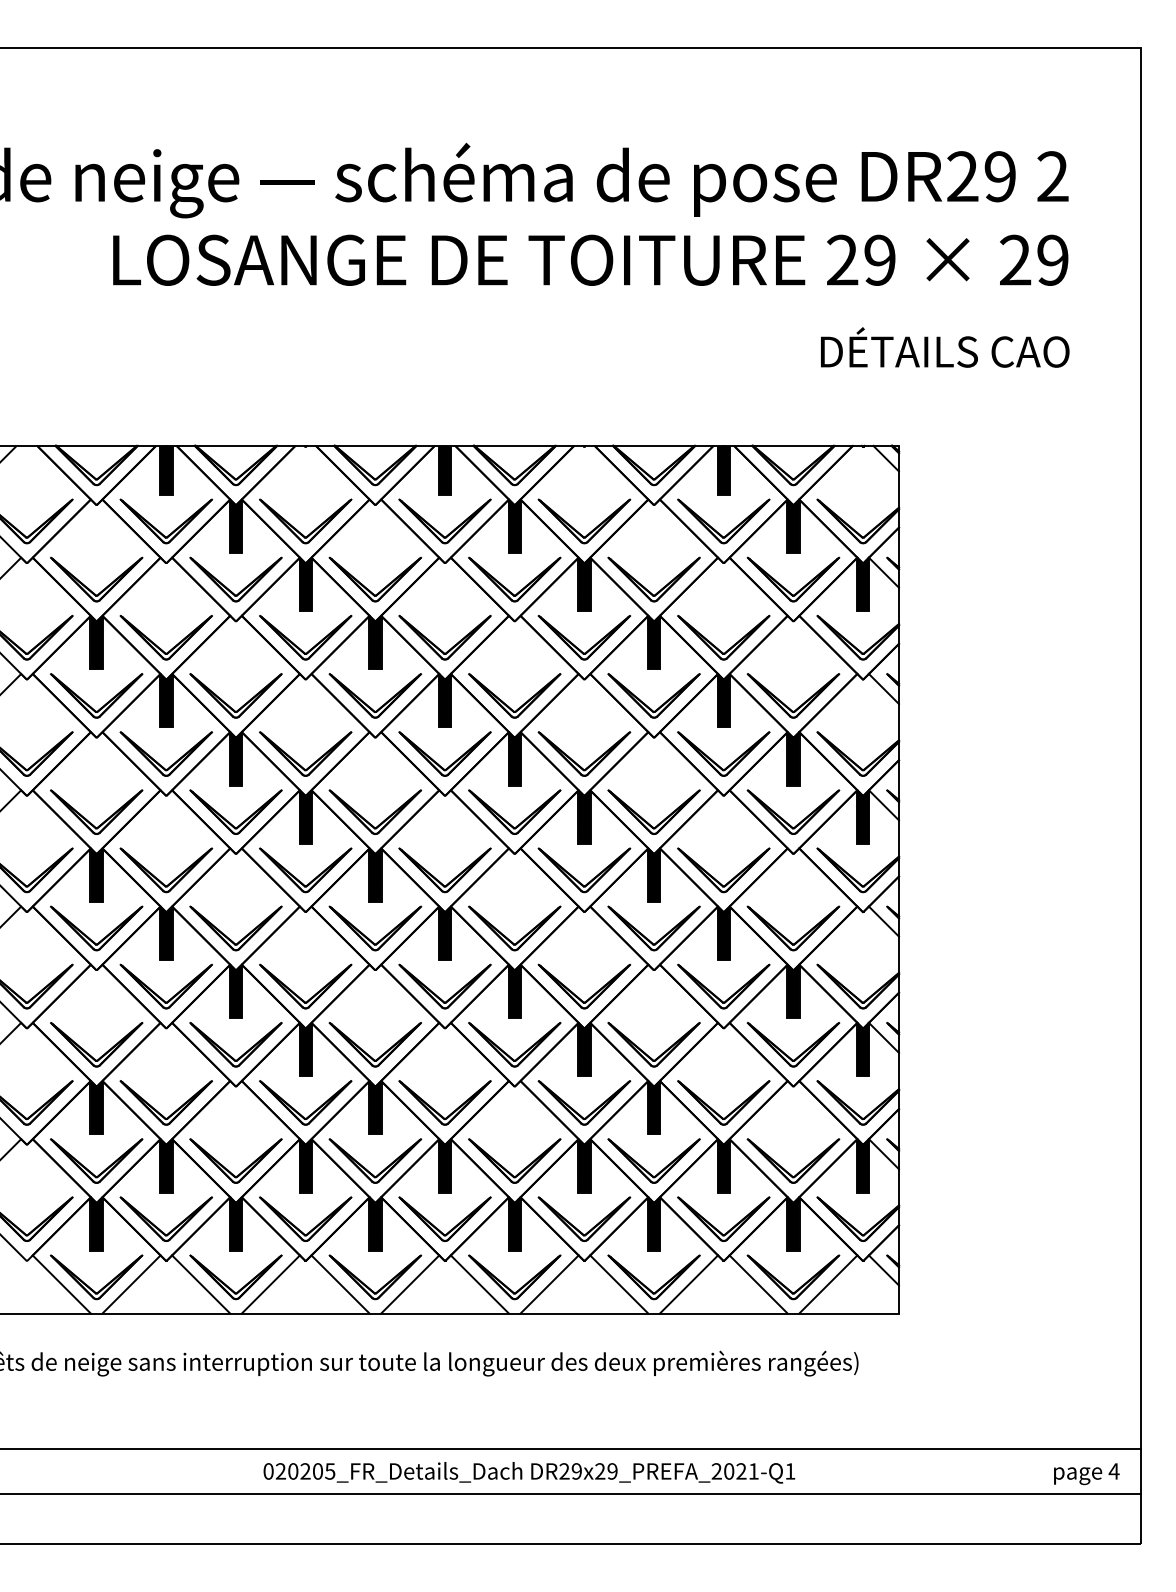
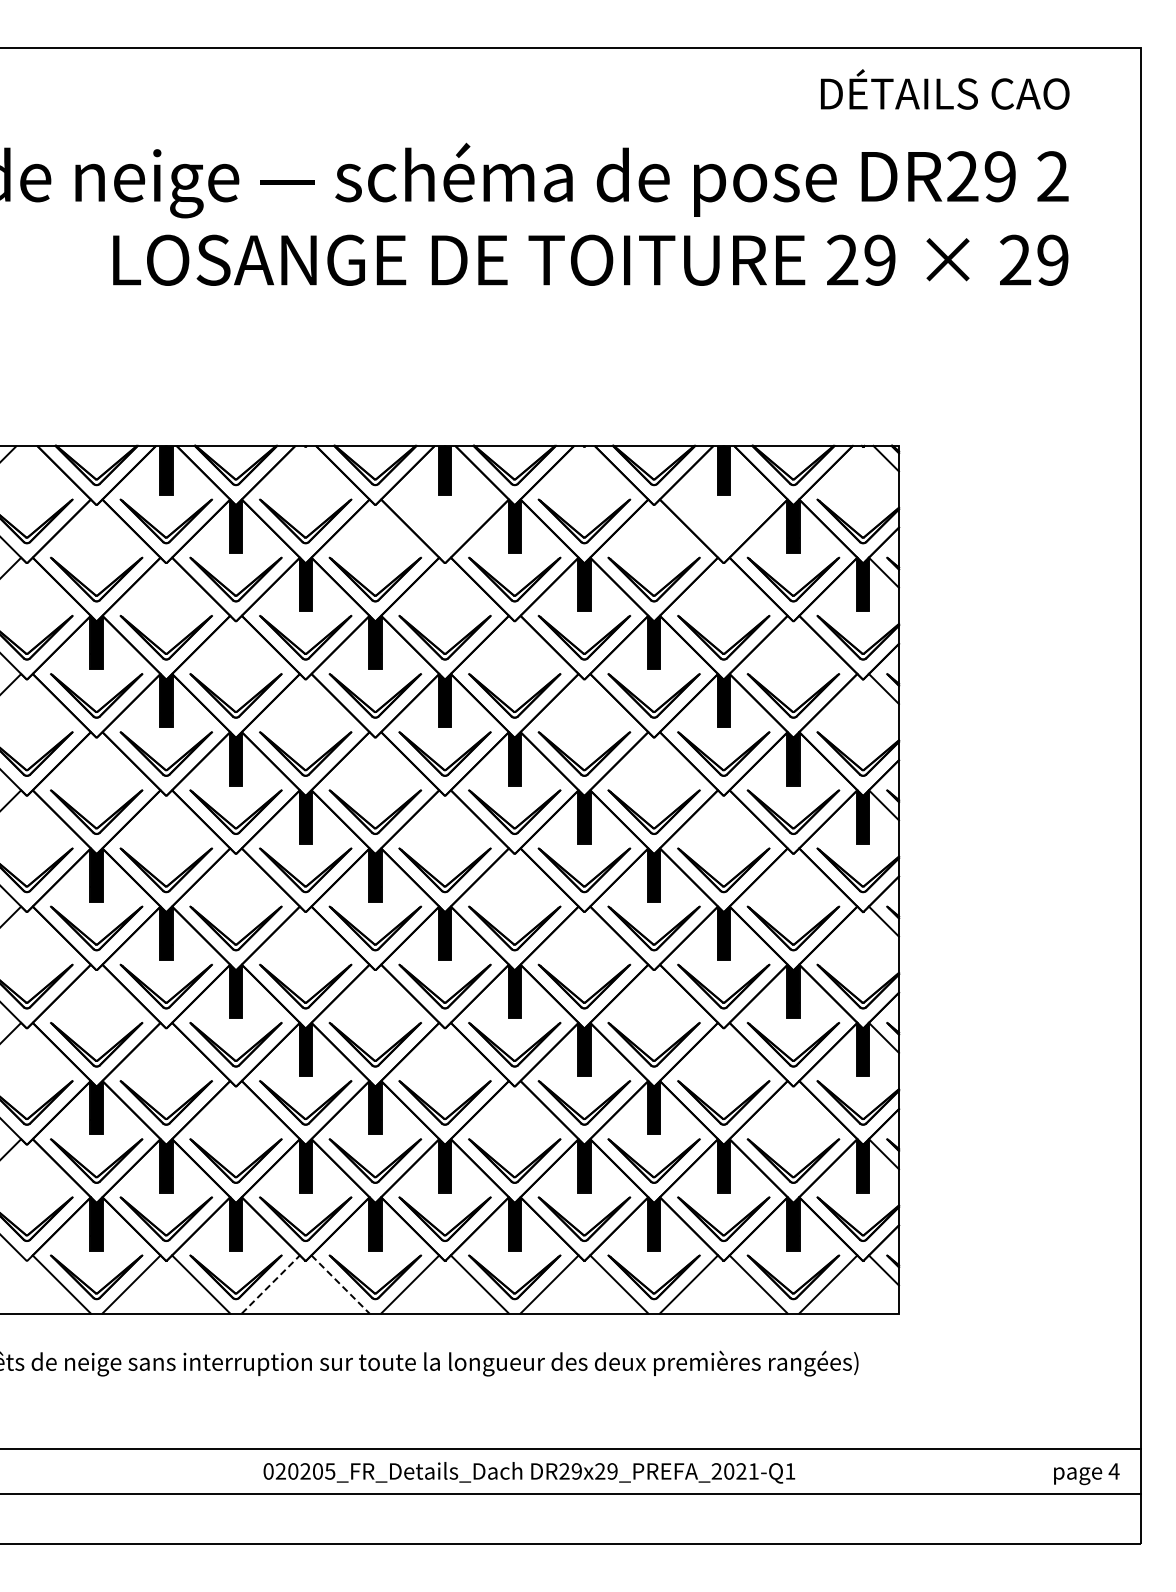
text position: (945, 347) -> (945, 89) (945, 89)
part: present -> none (715, 529)
part: present -> none (439, 531)
line: solid -> dashed (271, 1284)
line: solid -> dashed (340, 1284)
